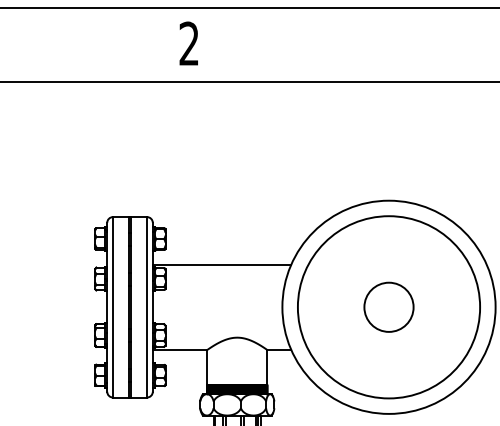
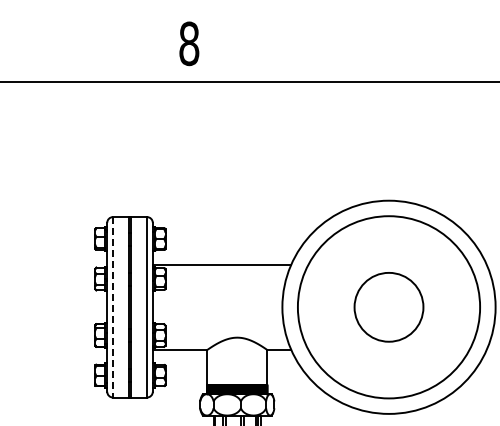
line: present -> none (249, 7)
text: 2 -> 8 (189, 43)
circle diameter: 49 px -> 69 px (388, 306)
line: solid -> dashed (112, 307)
